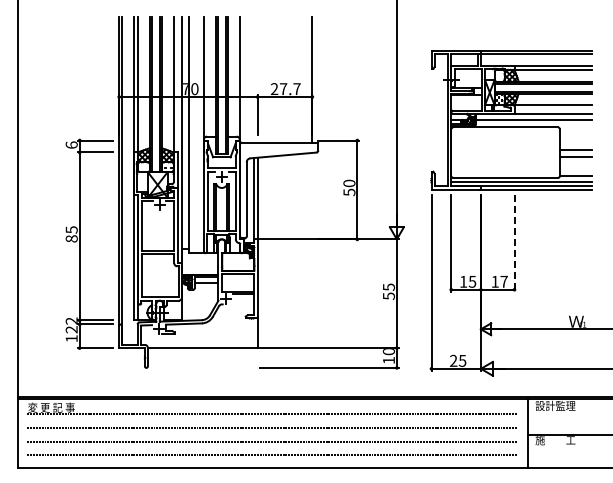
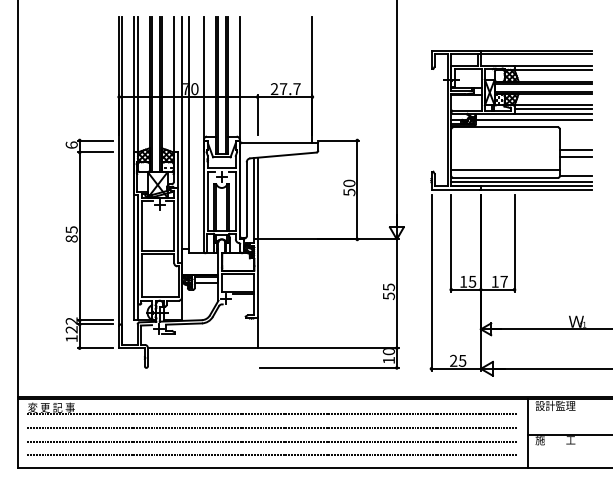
line: none -> present (552, 109)
line: none -> present (505, 169)
line: dashed -> solid (514, 244)
